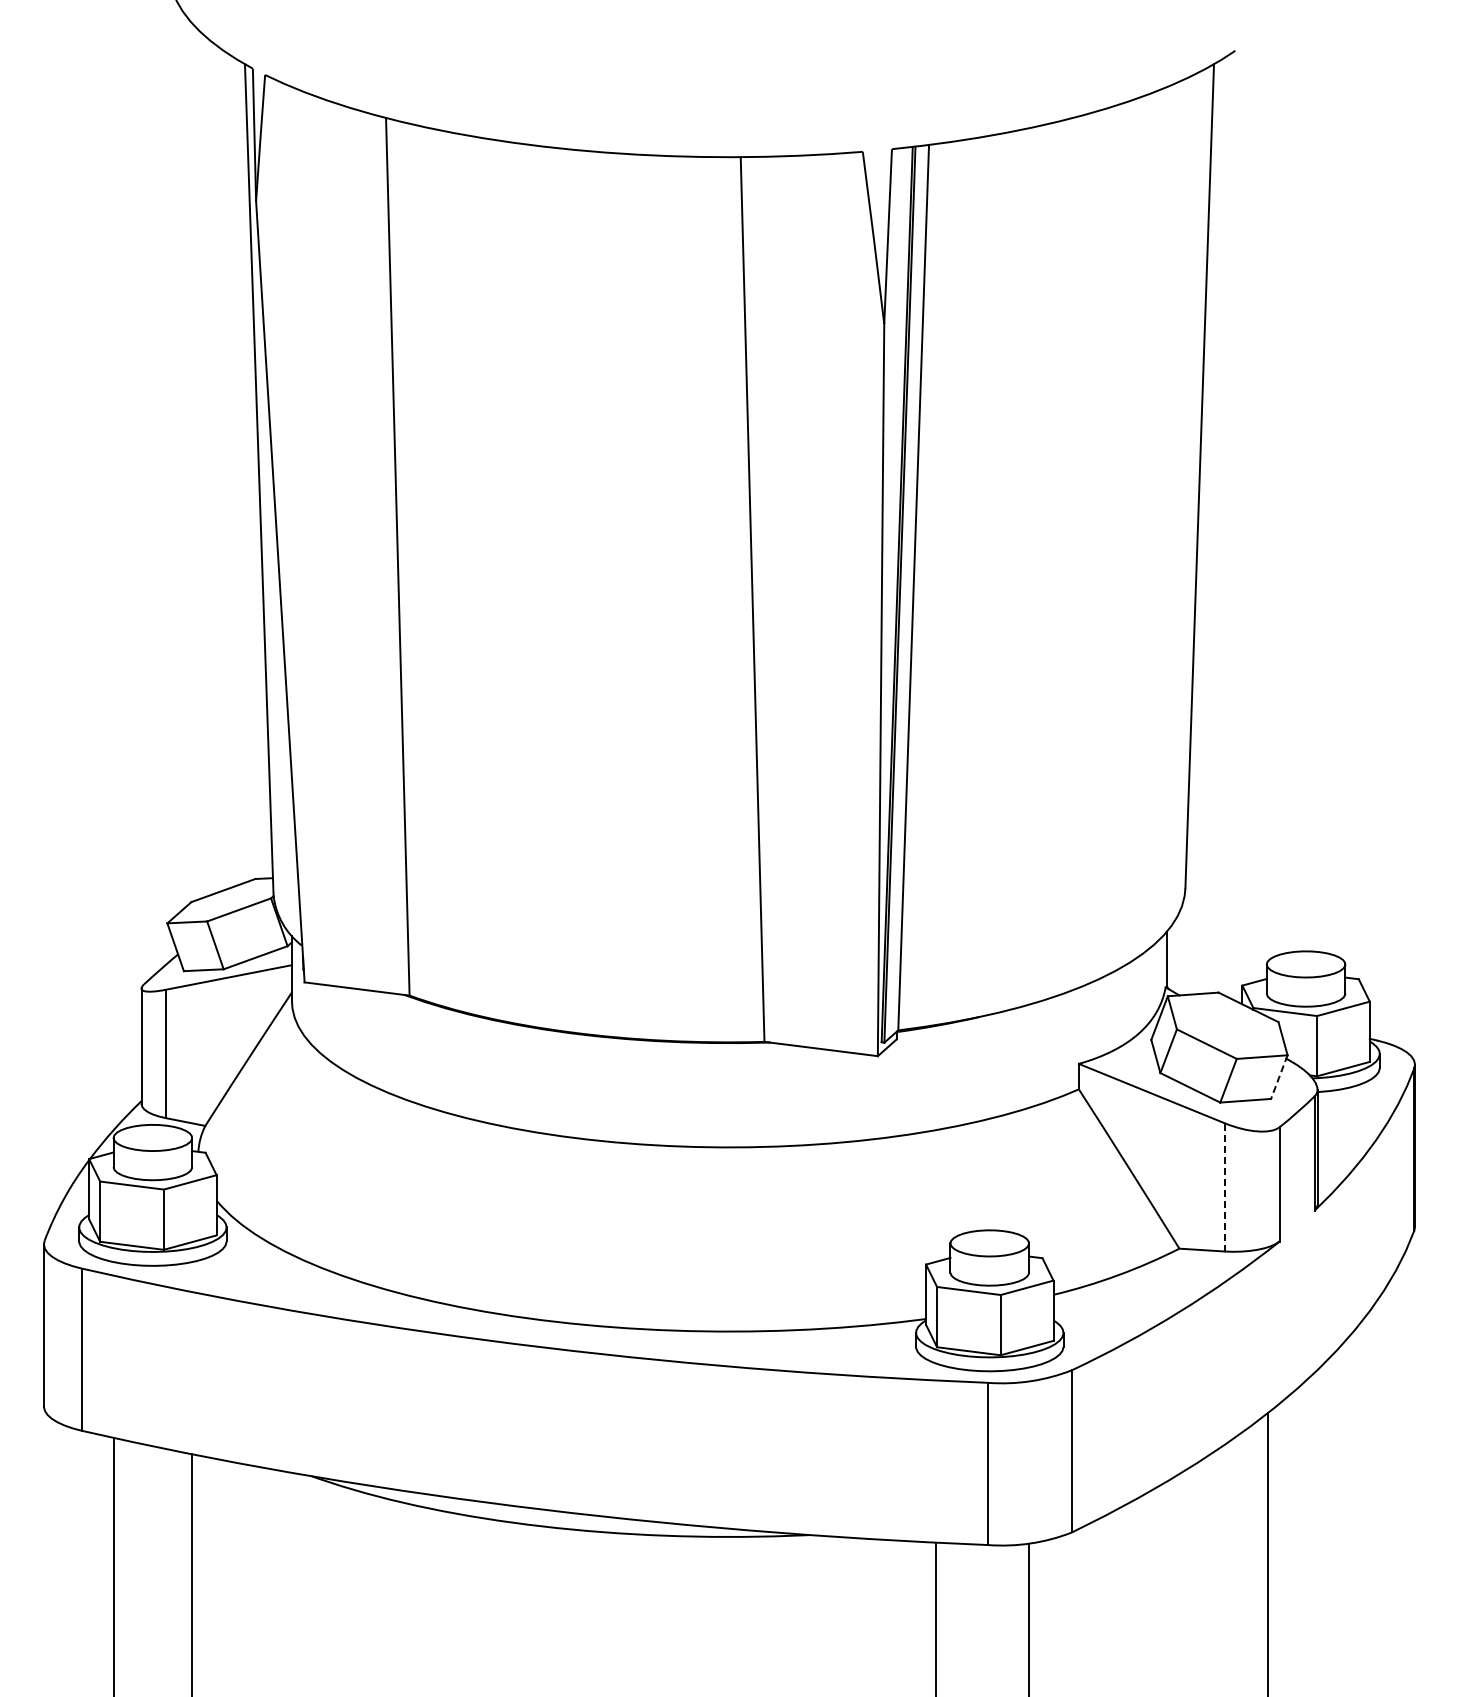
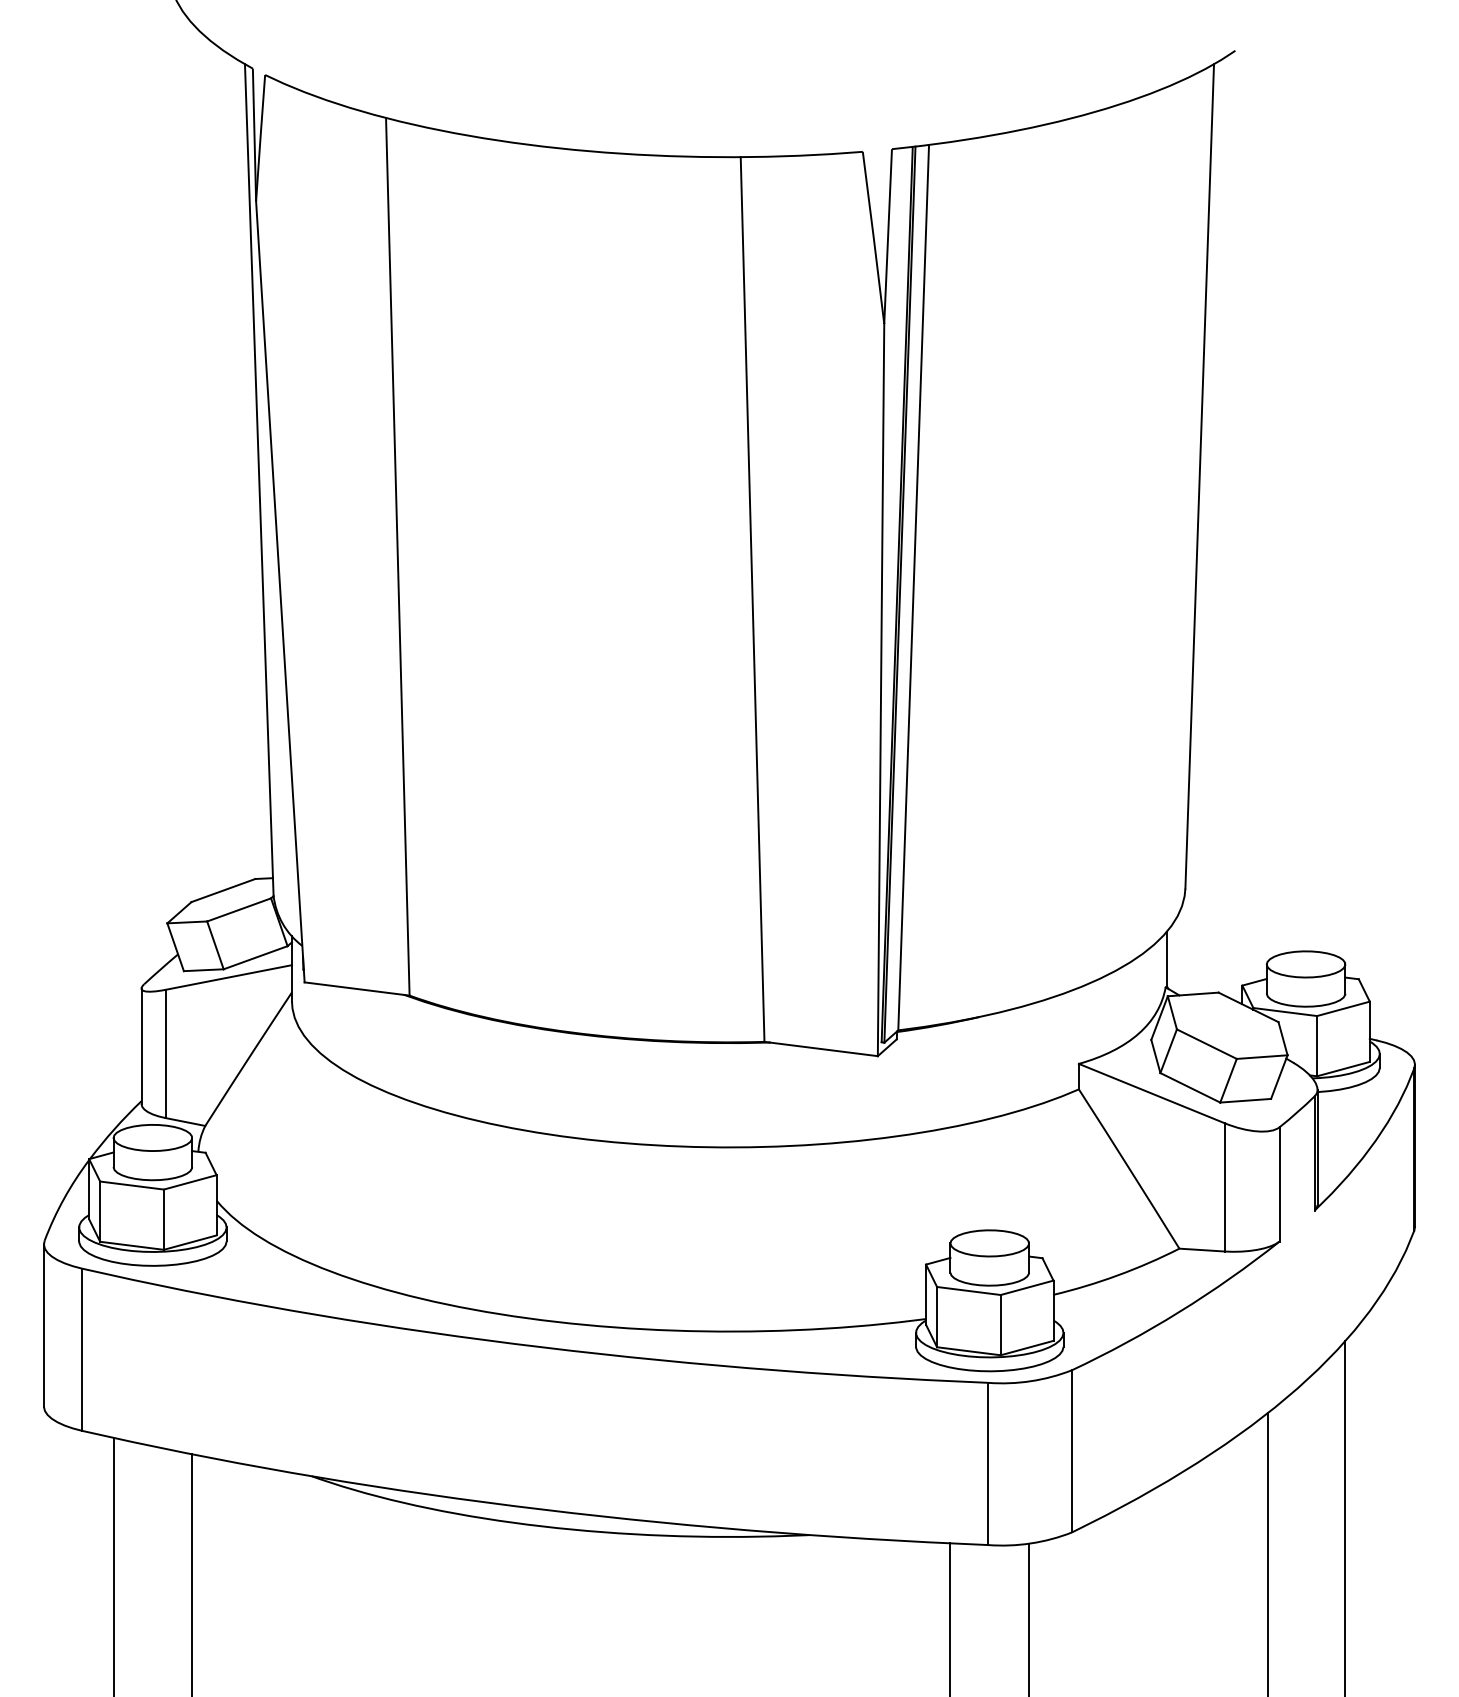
line: dashed -> solid (1279, 1077)
line: dashed -> solid (1224, 1186)
line: none -> present (1345, 1517)
line position: (936, 1618) -> (950, 1618) (950, 1618)
